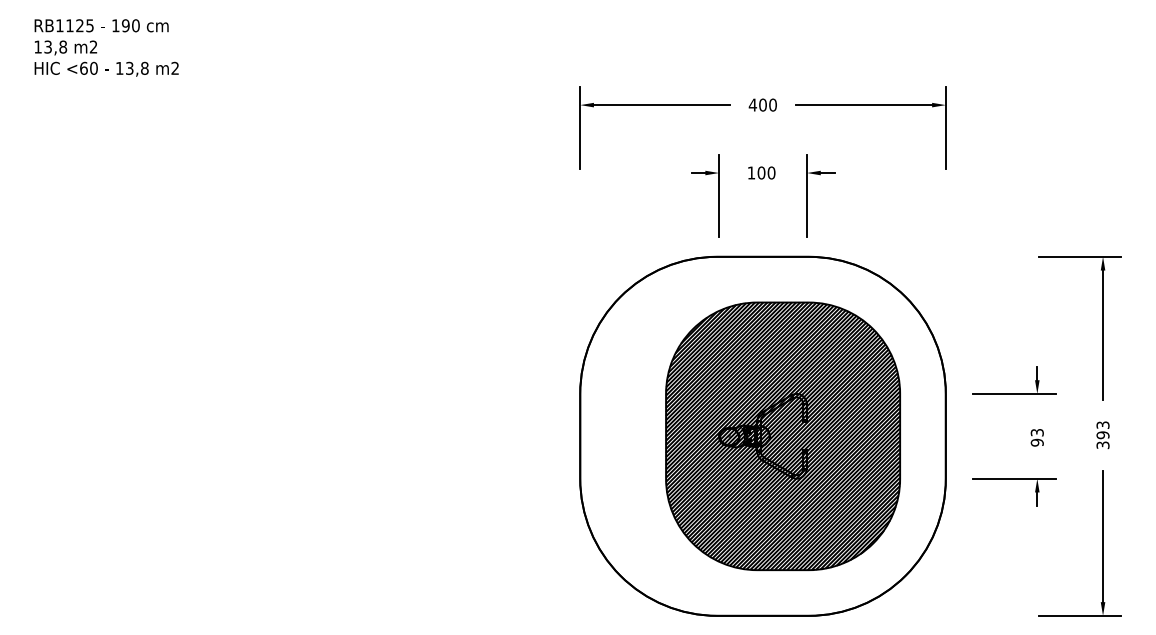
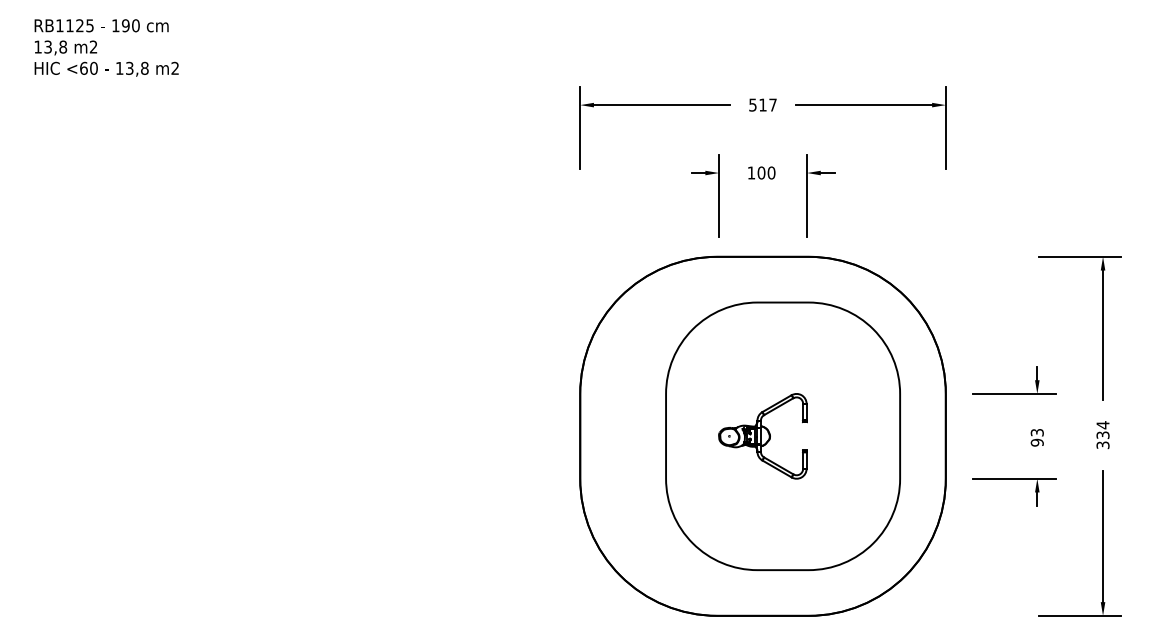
text: 400 -> 517 (762, 104)
text: 393 -> 334 (1102, 430)
hatch: present -> none (783, 436)
